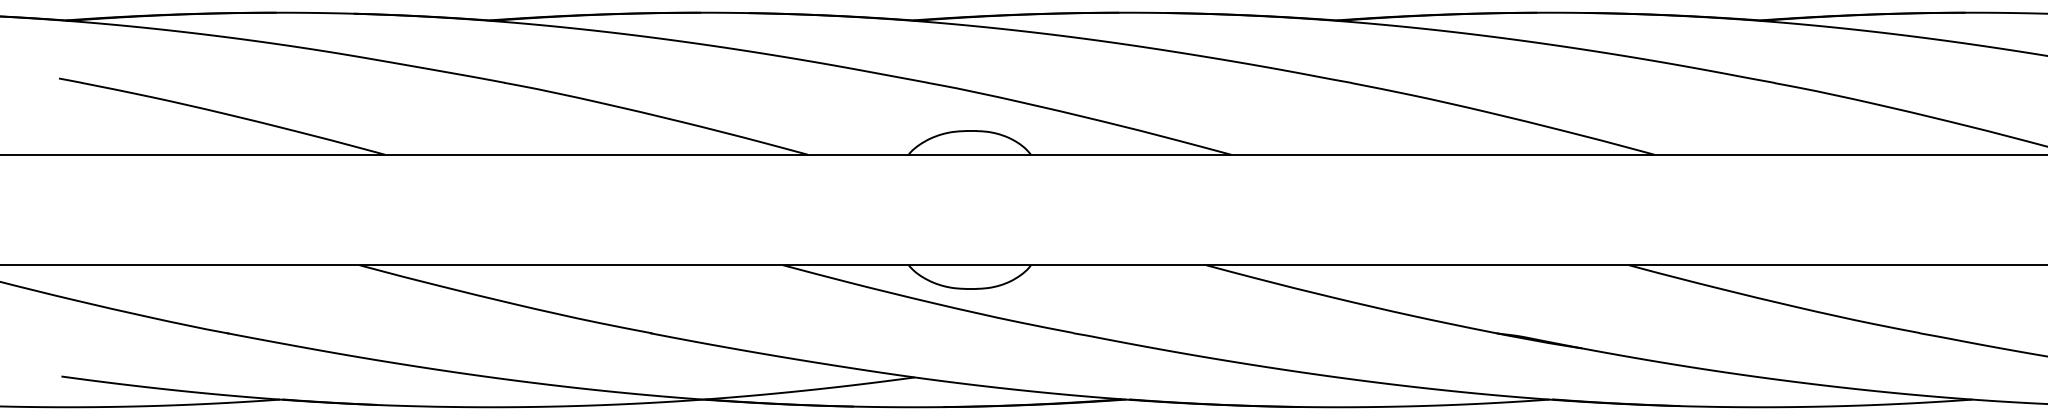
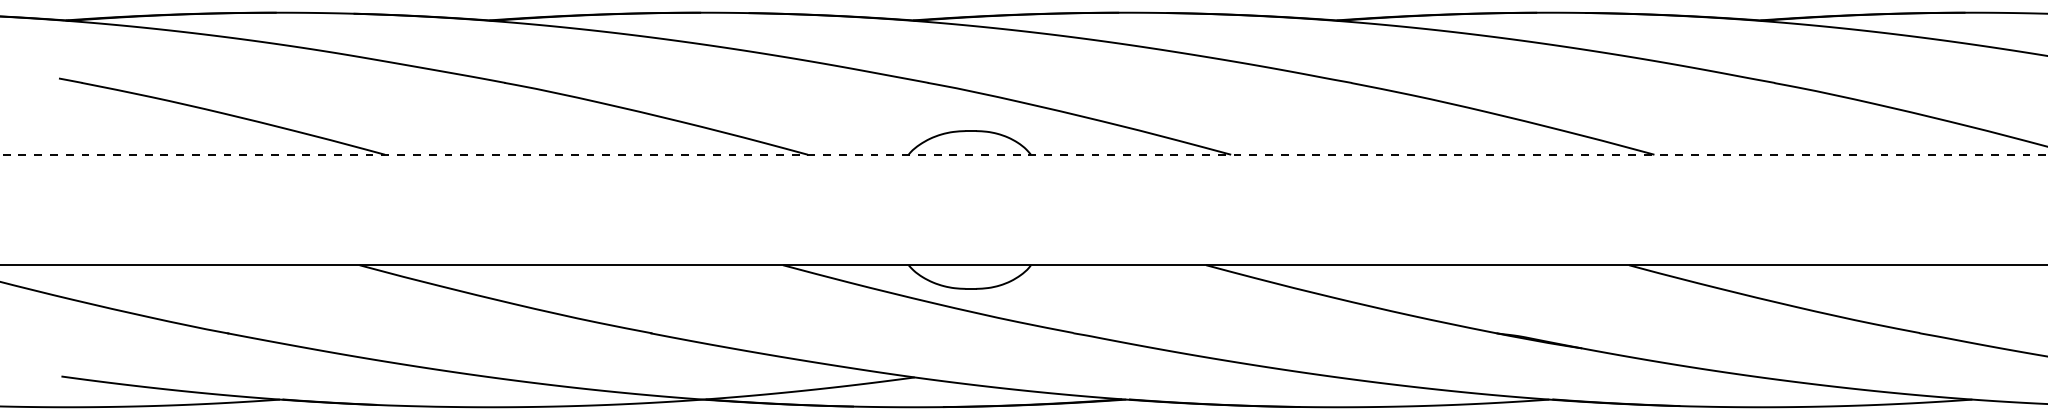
line: solid -> dashed (1024, 154)
